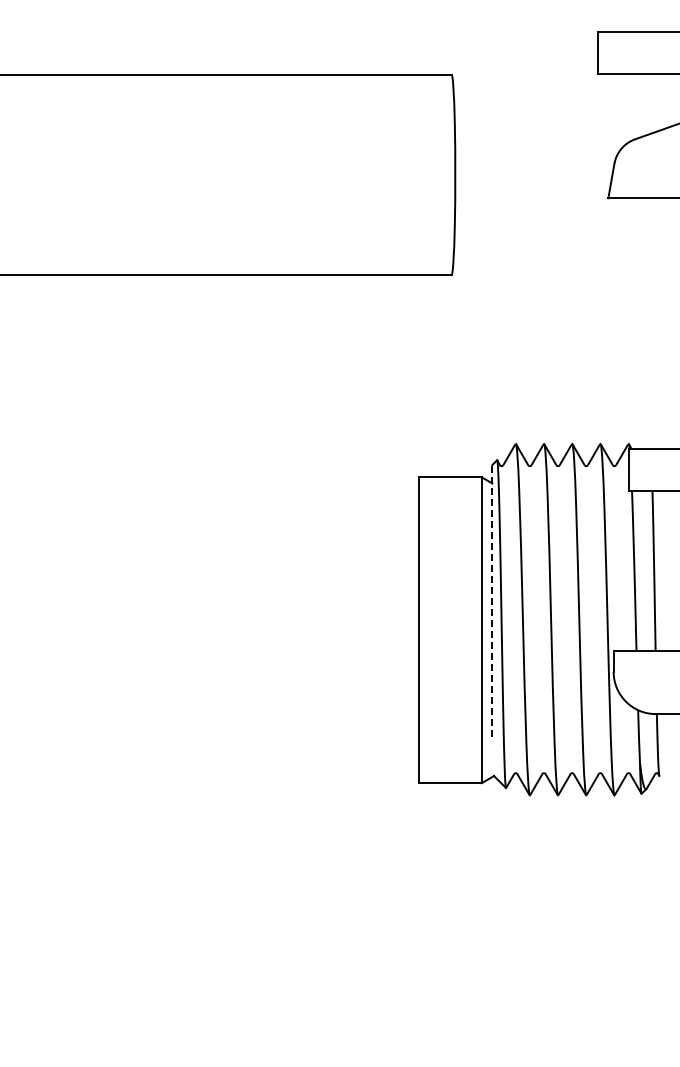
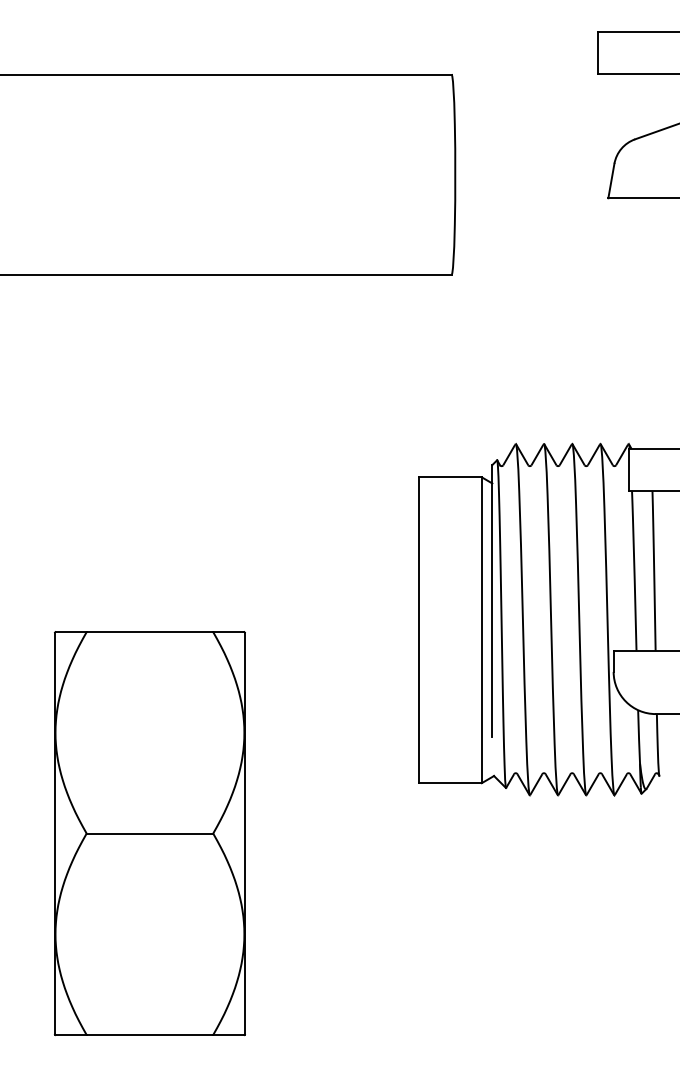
line: dashed -> solid (492, 600)
part: none -> present (149, 833)
